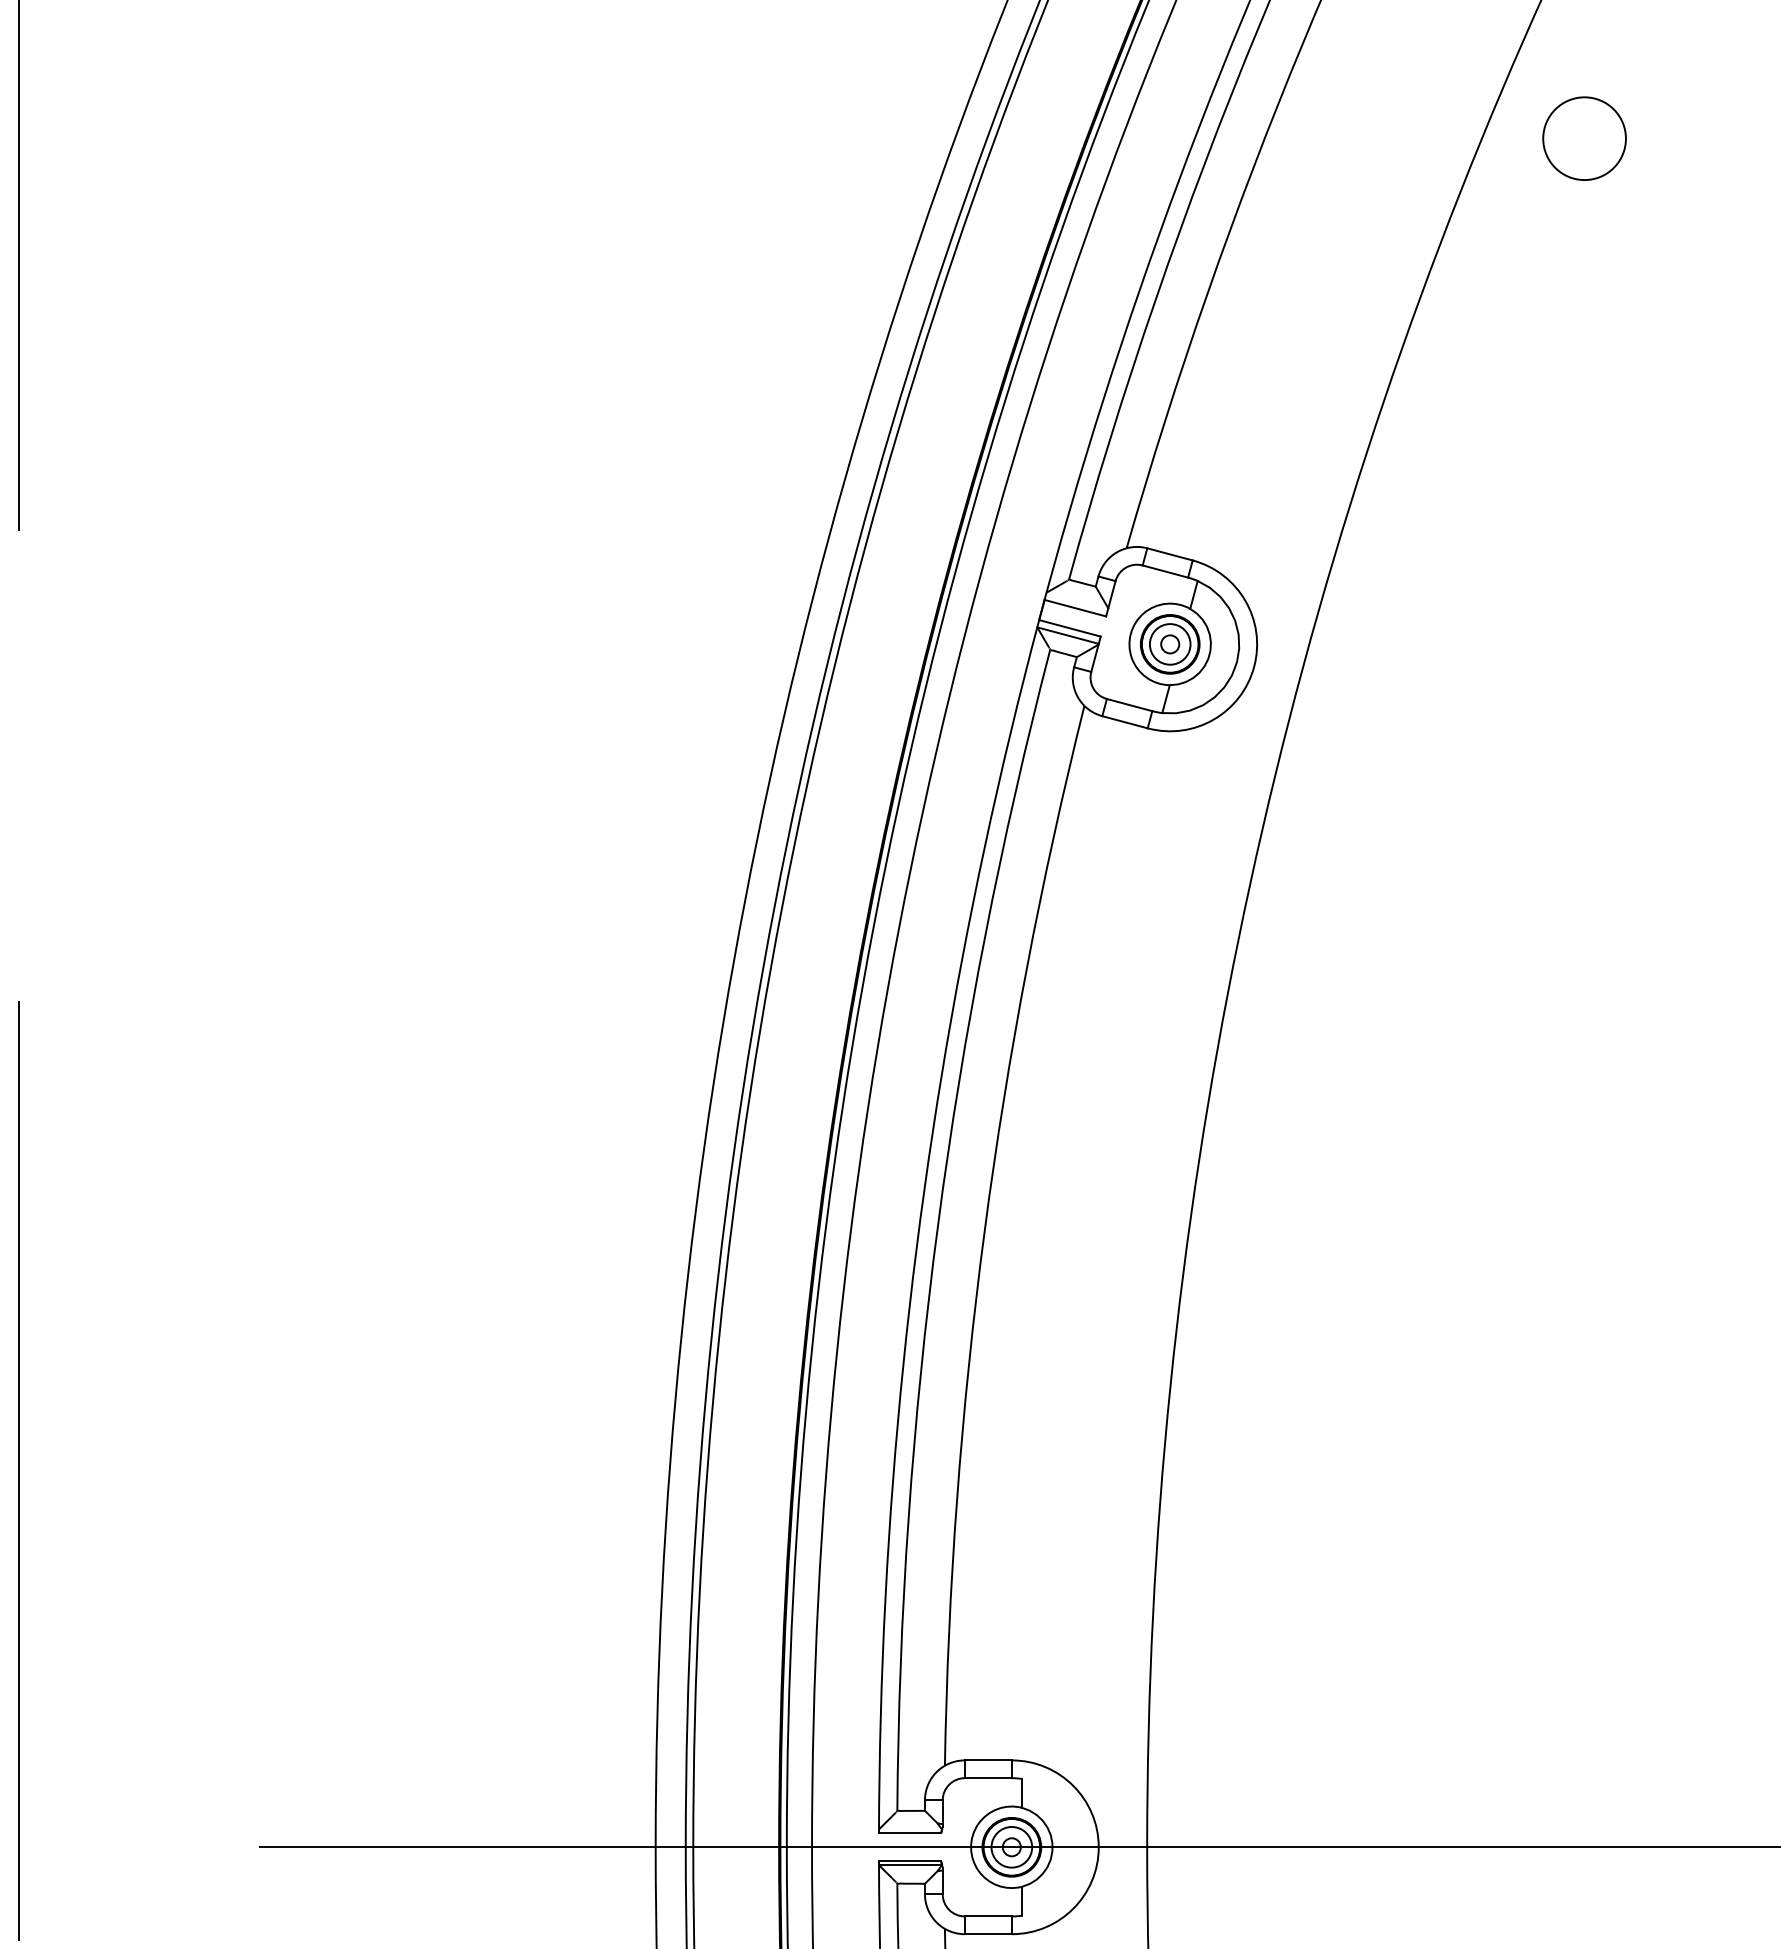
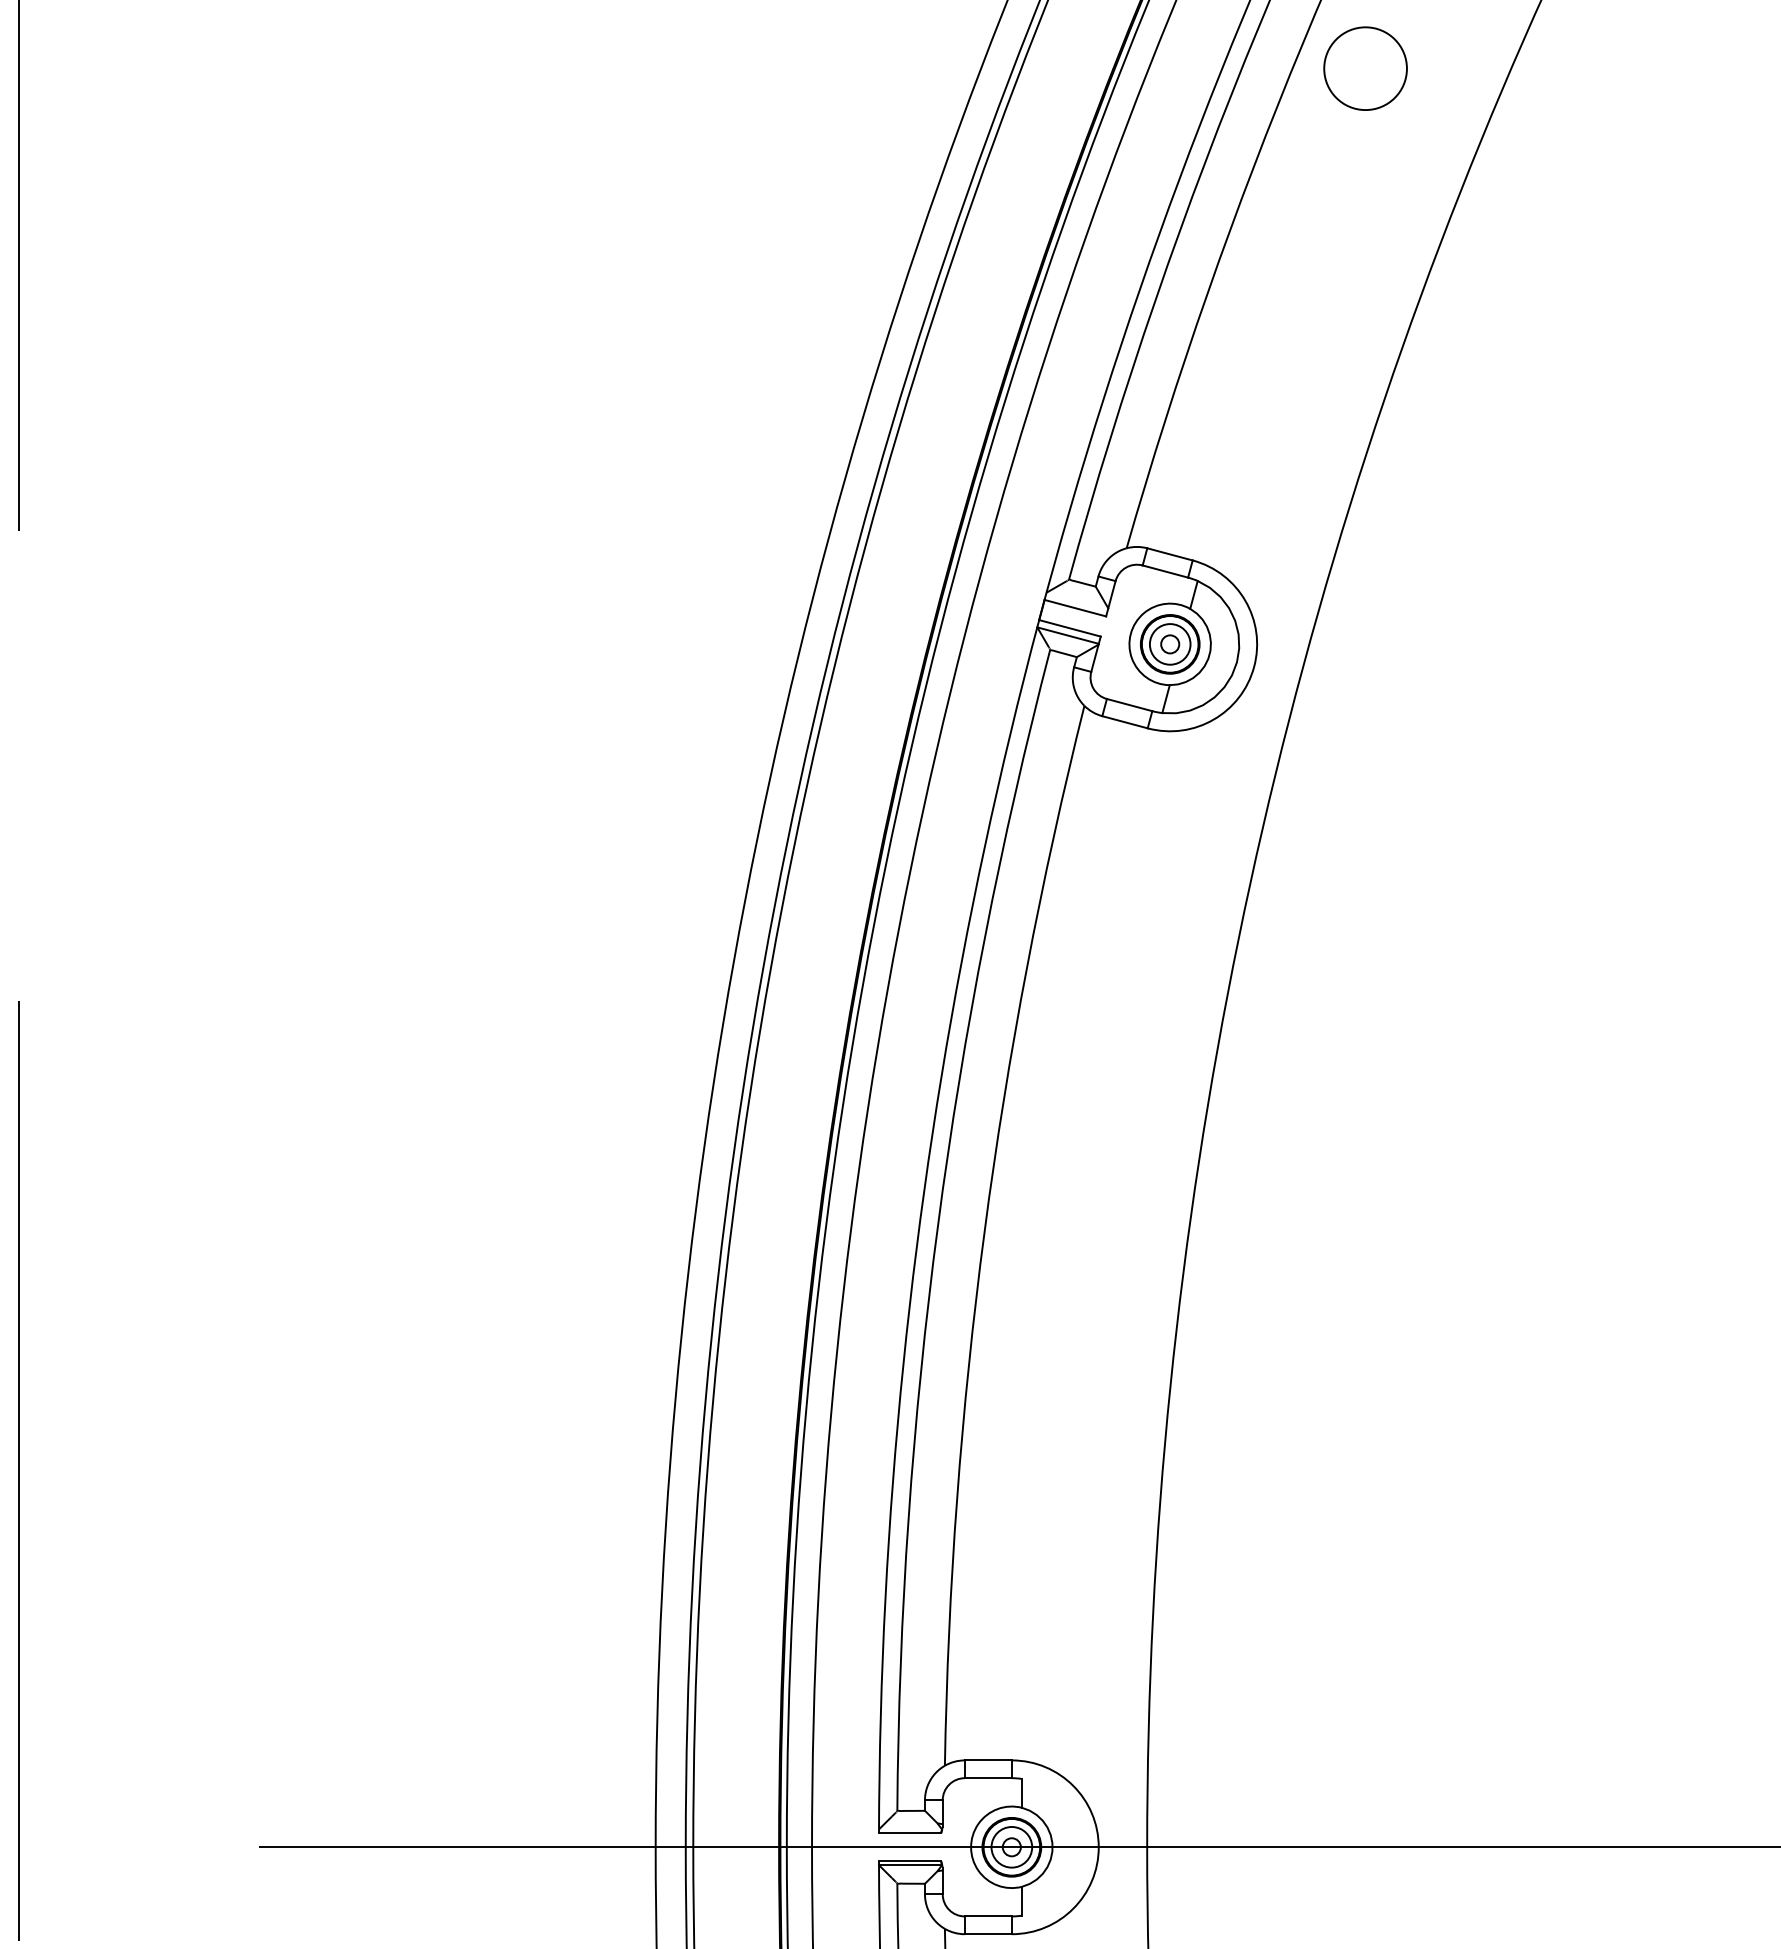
circle position: (1584, 138) -> (1365, 68) (1365, 68)
